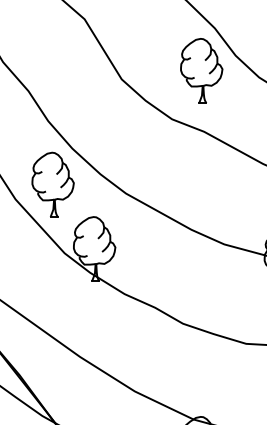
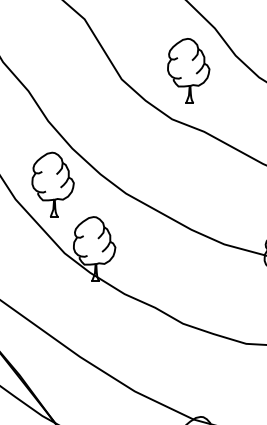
part position: (201, 70) -> (188, 70) (188, 70)
